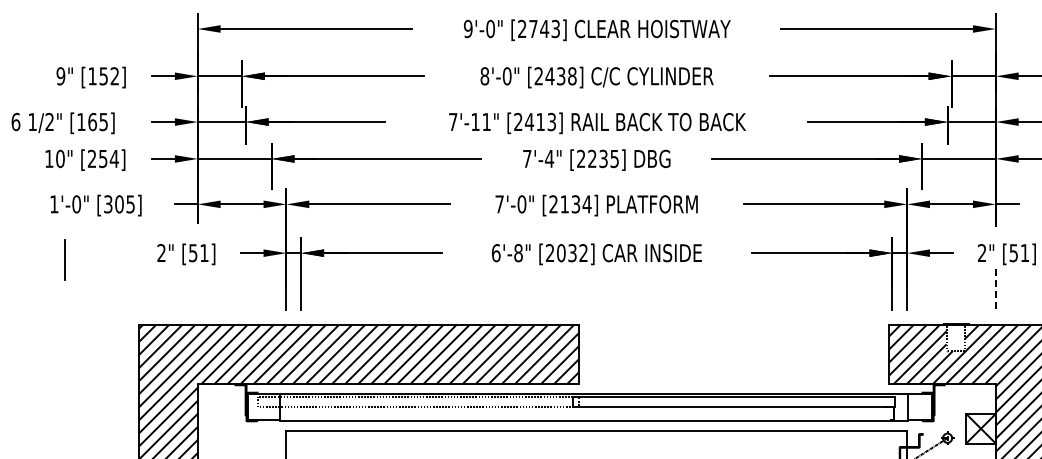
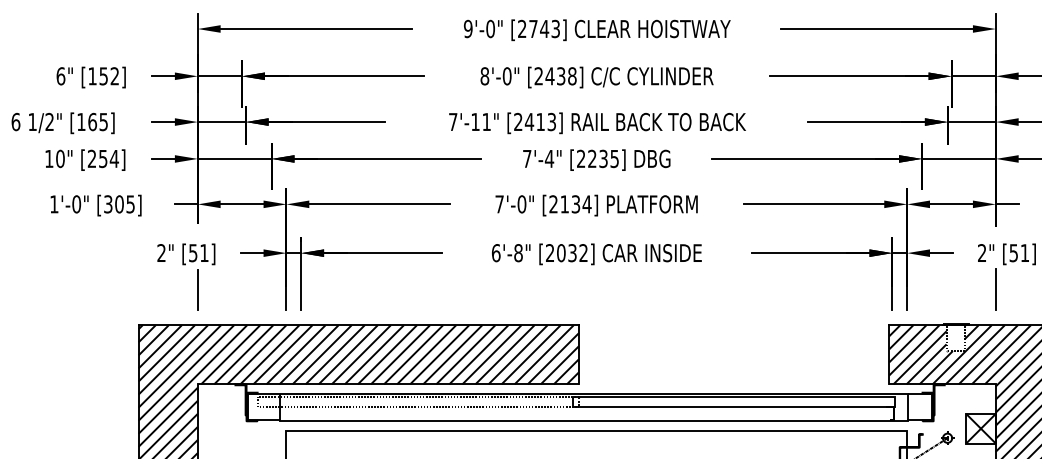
text: 9" -> 6" (60, 76)
line position: (64, 259) -> (197, 289) (197, 289)
line: dashed -> solid (995, 289)
